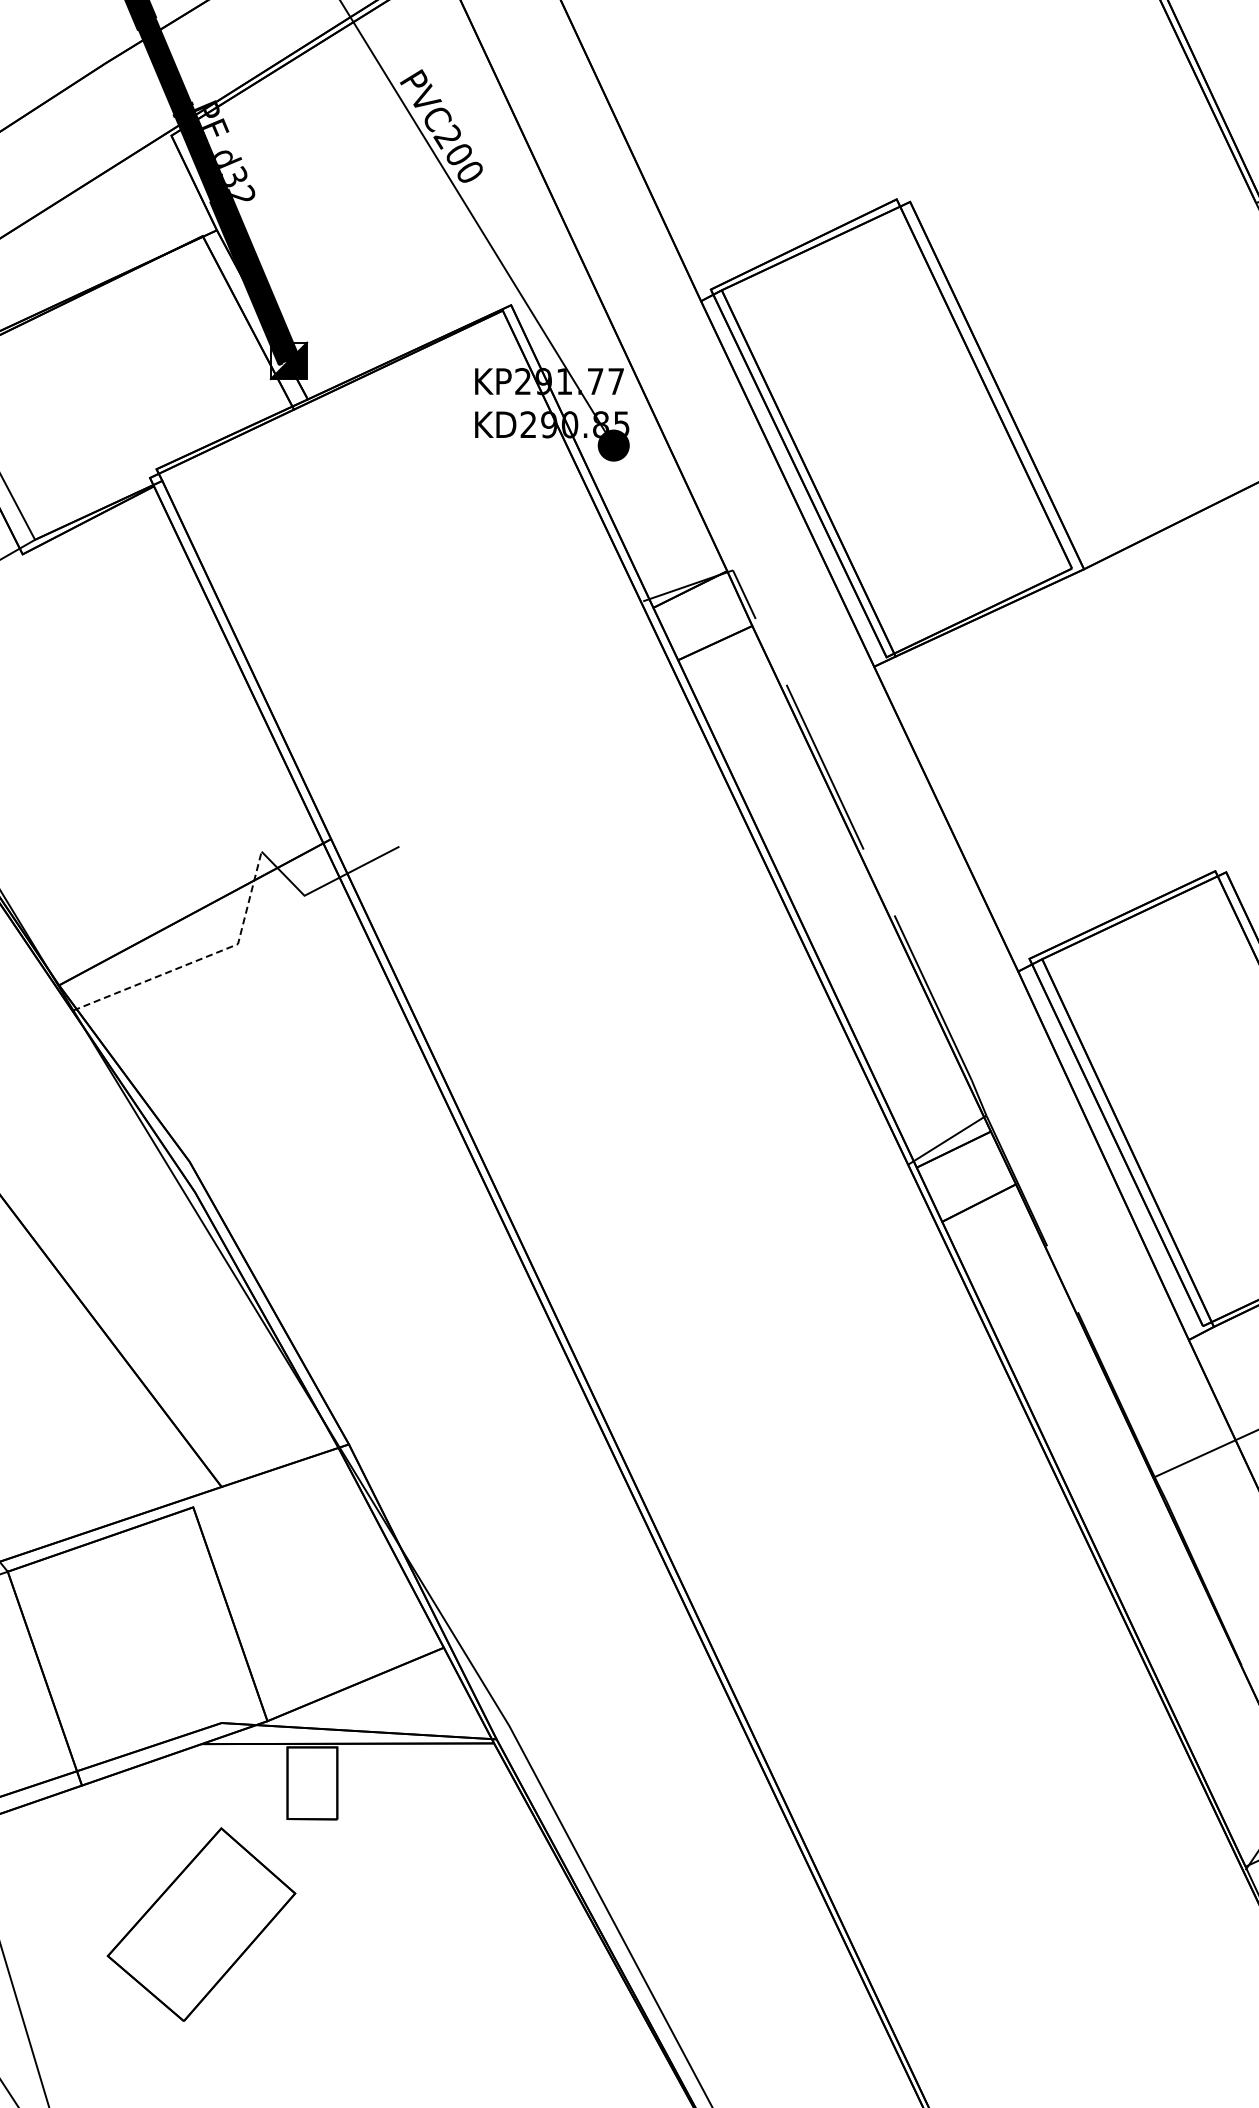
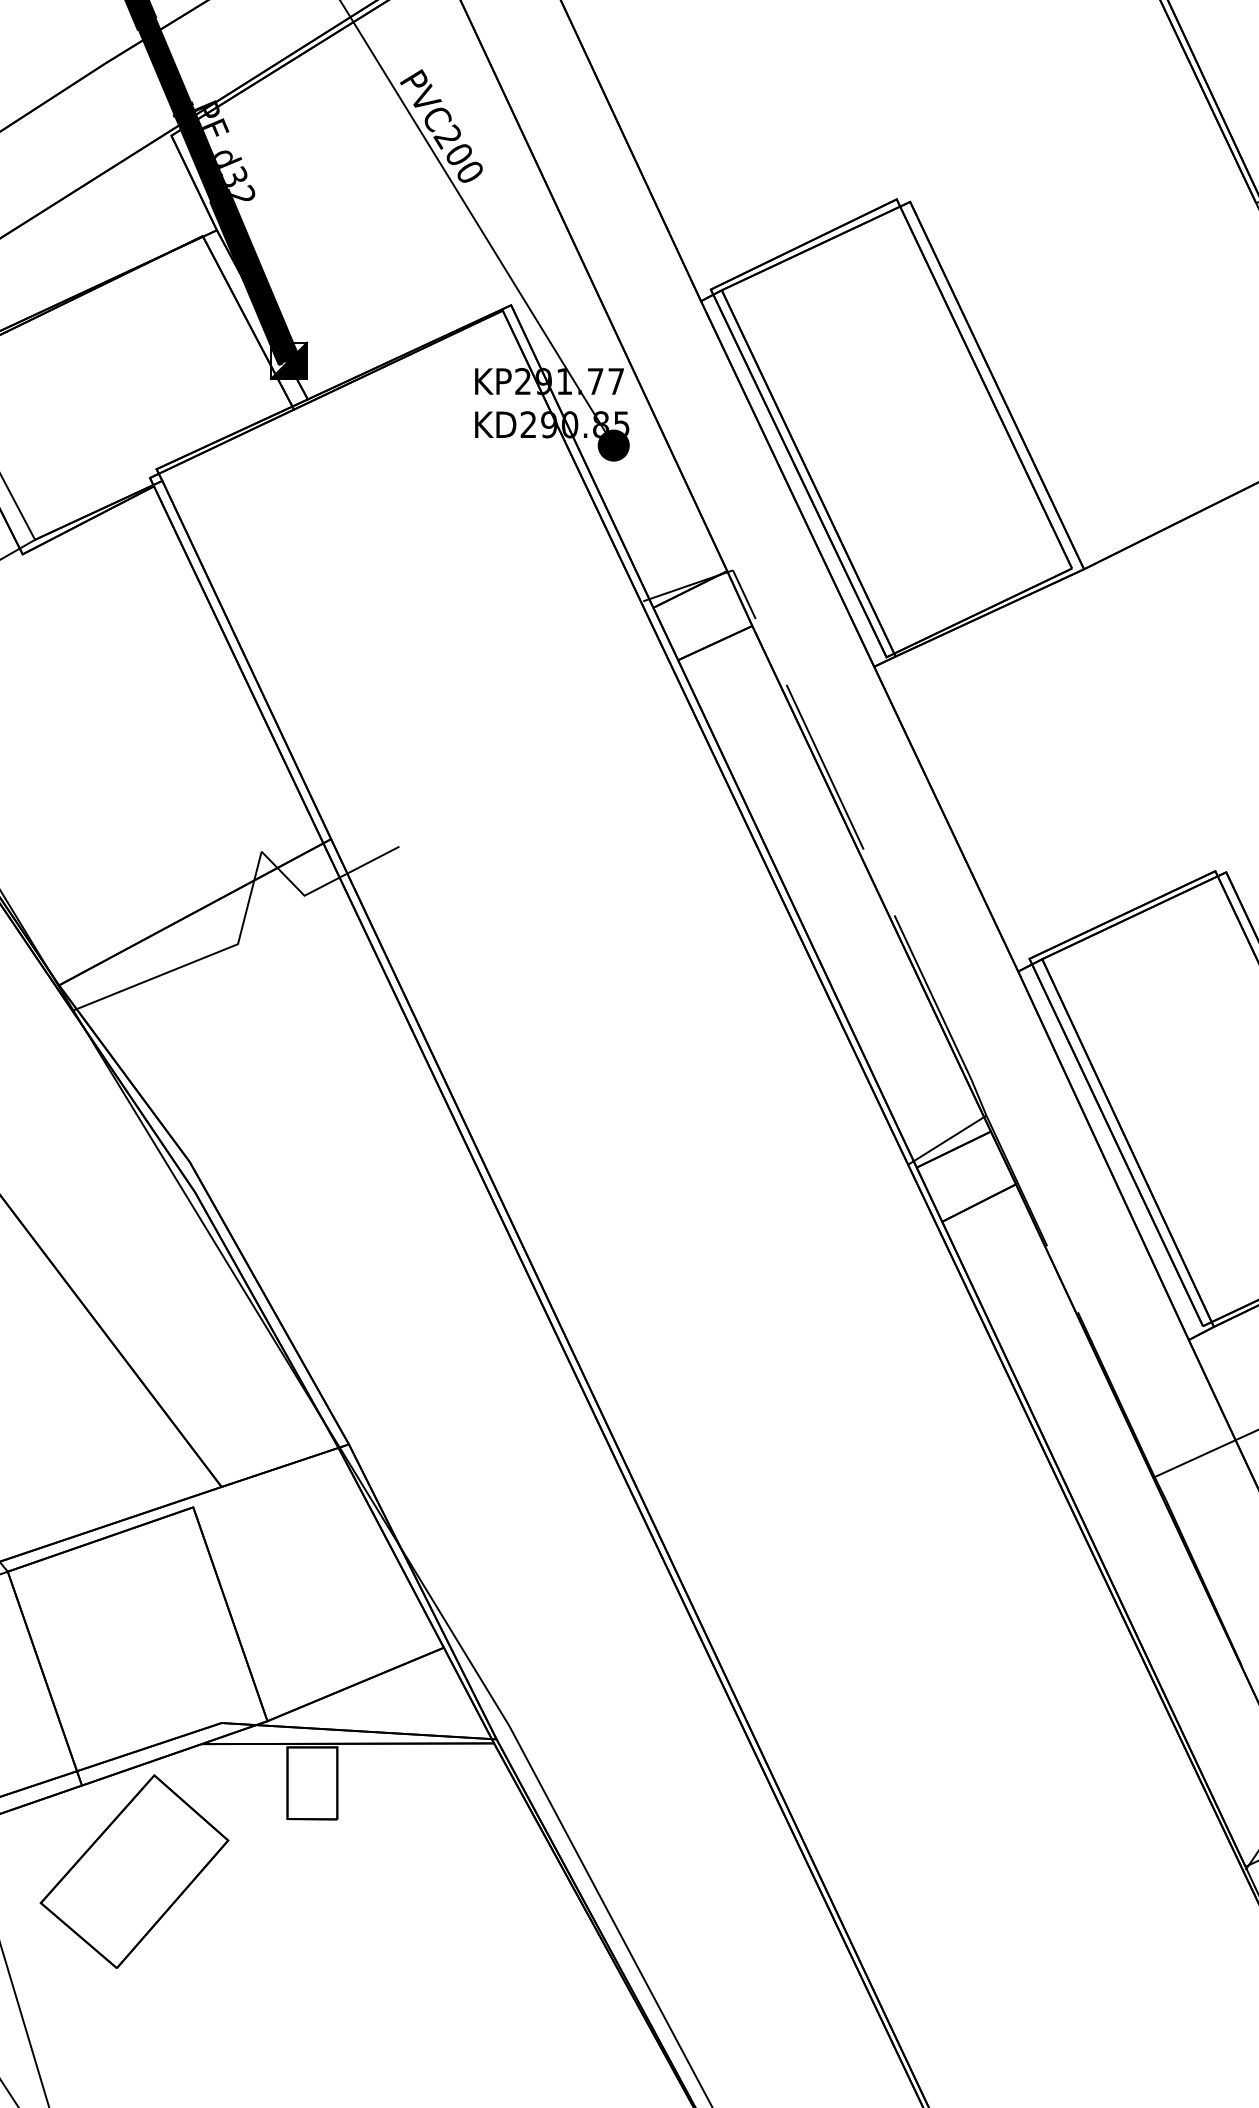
line: dashed -> solid (201, 959)
part position: (201, 1924) -> (134, 1871) (134, 1871)
